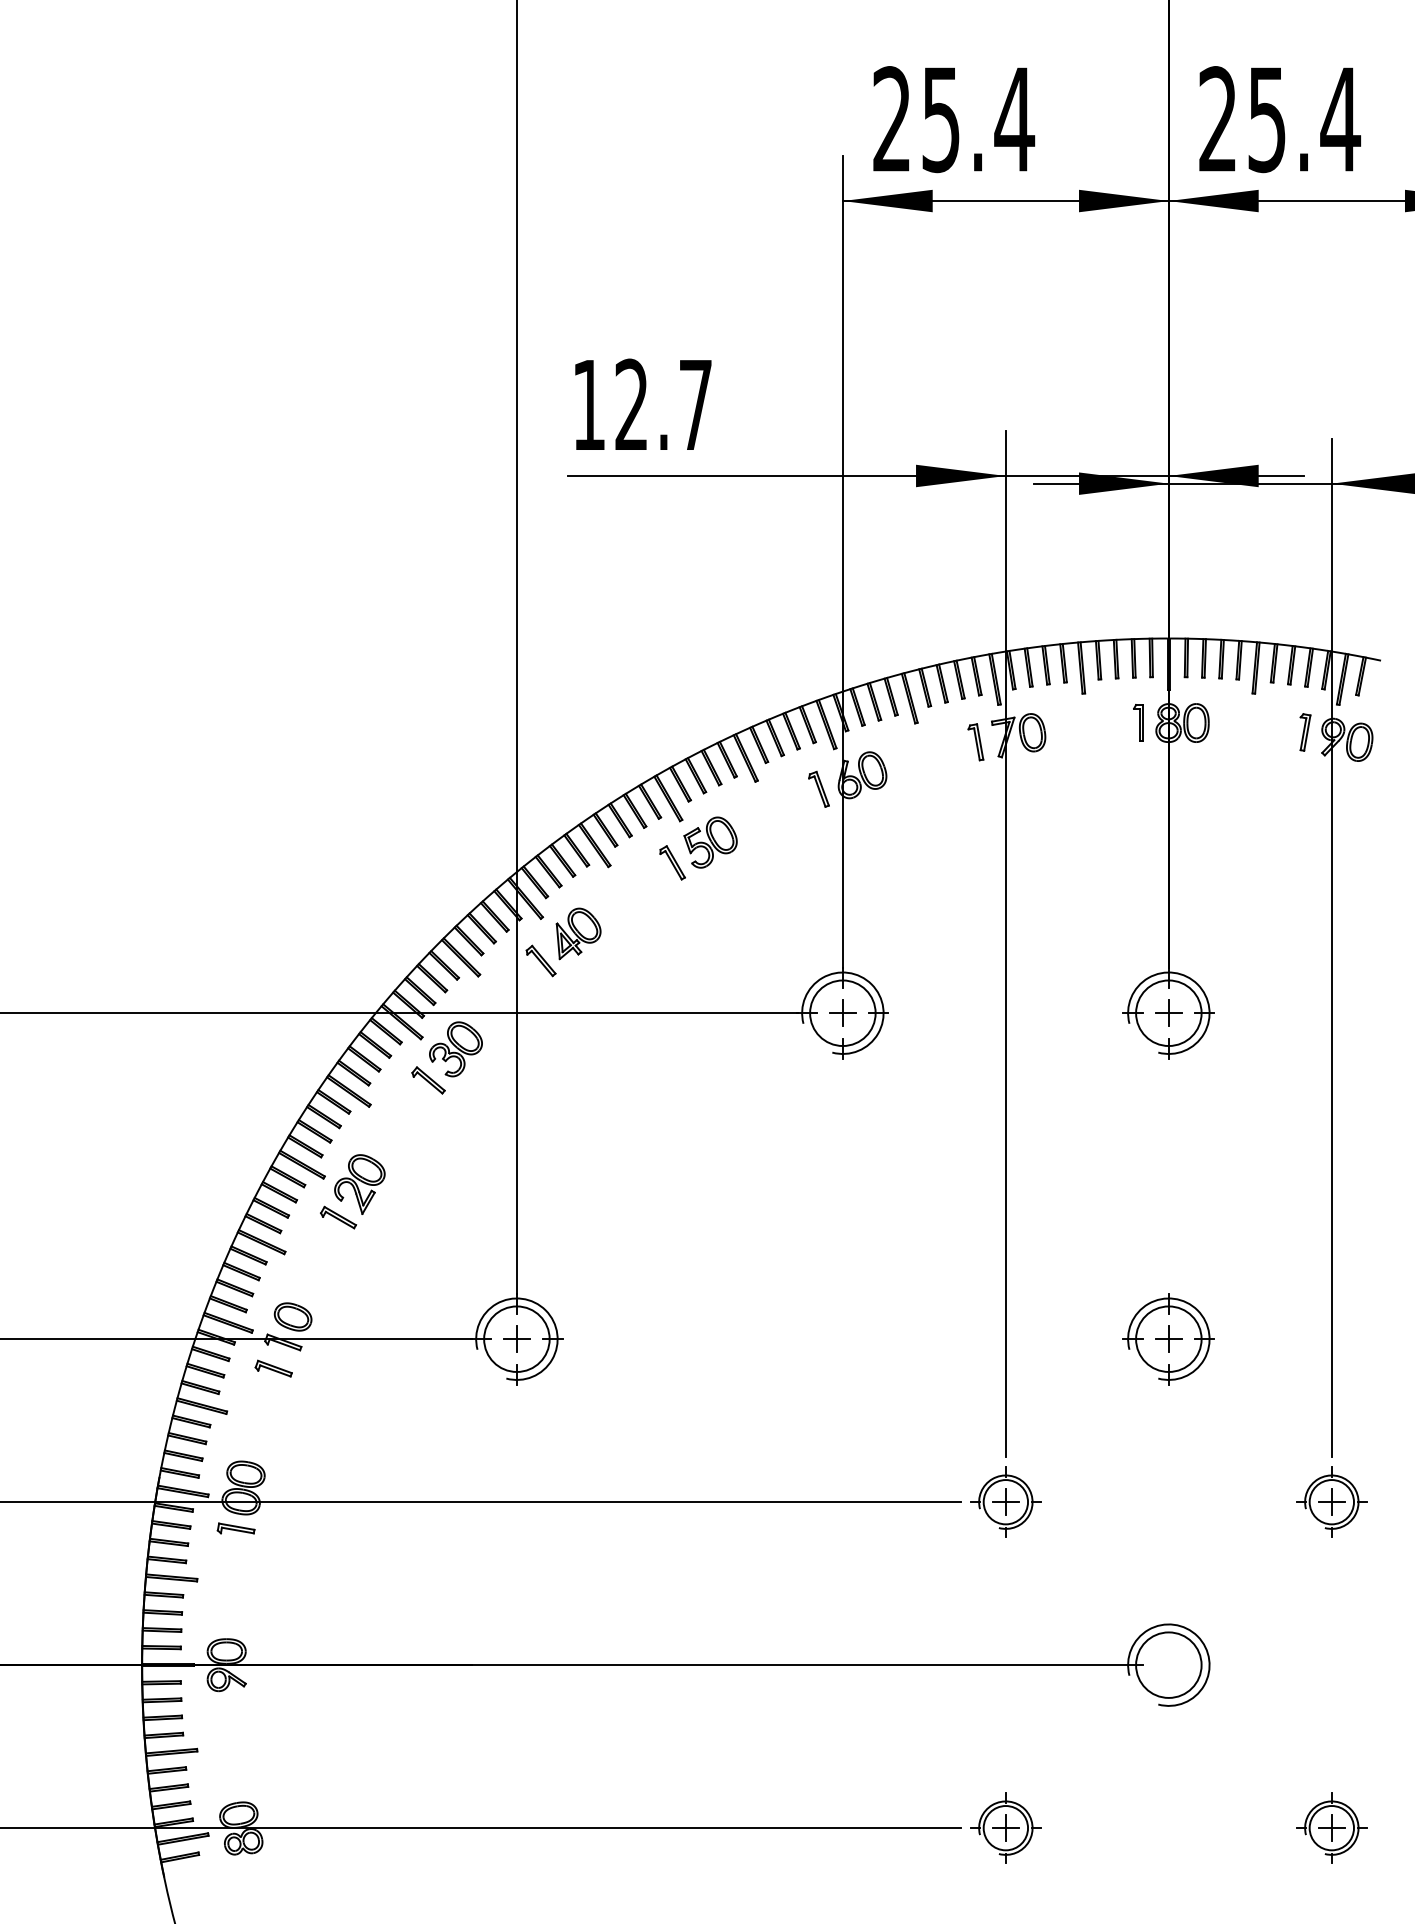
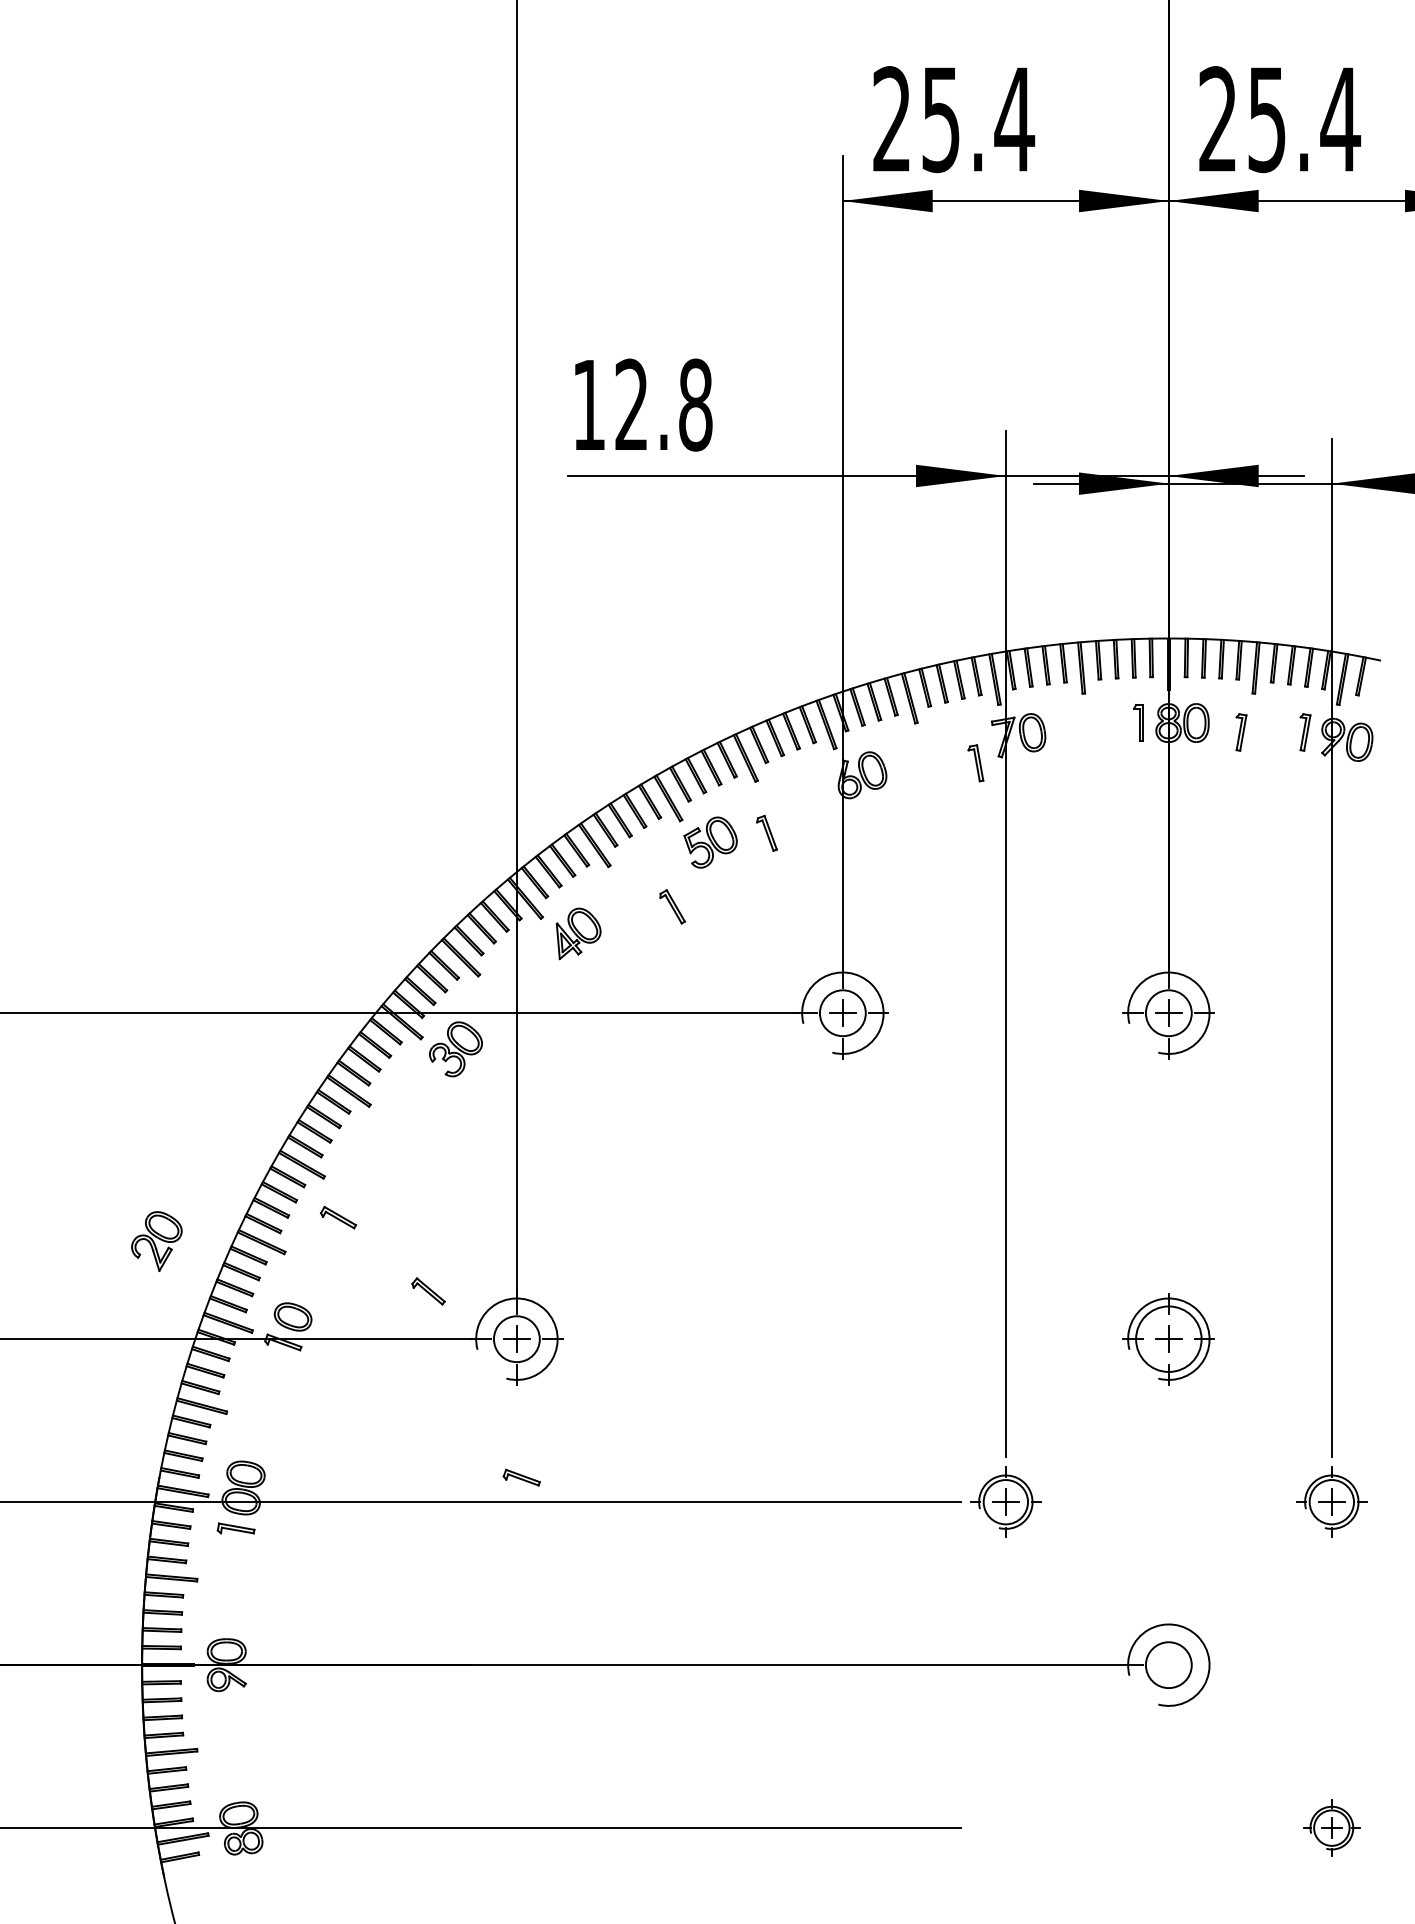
text: 12.7 -> 12.8 (695, 404)
part: none -> present (1241, 732)
part position: (975, 742) -> (975, 763) (975, 763)
part position: (818, 788) -> (766, 832) (766, 832)
part position: (672, 862) -> (672, 906) (672, 906)
part: present -> none (540, 960)
circle diameter: 66 px -> 46 px (842, 1013)
circle diameter: 66 px -> 46 px (1168, 1013)
part position: (428, 1080) -> (428, 1291) (428, 1291)
part position: (359, 1184) -> (156, 1241) (156, 1241)
circle diameter: 66 px -> 46 px (516, 1339)
part position: (273, 1368) -> (521, 1477) (521, 1477)
circle diameter: 66 px -> 46 px (1168, 1665)
part: present -> none (1005, 1827)
part size: 72x72 px -> 58x58 px (1331, 1827)
